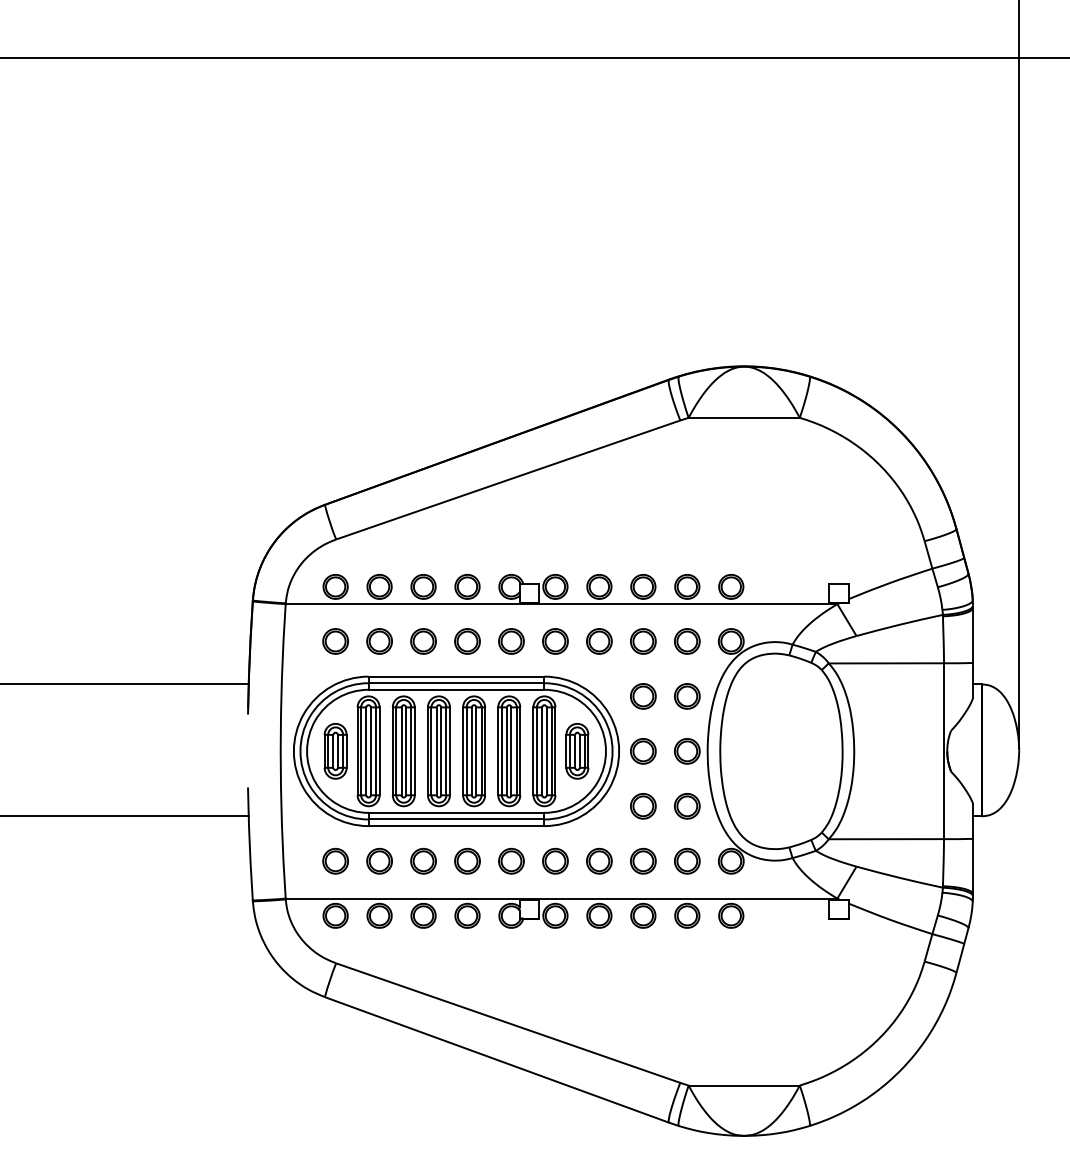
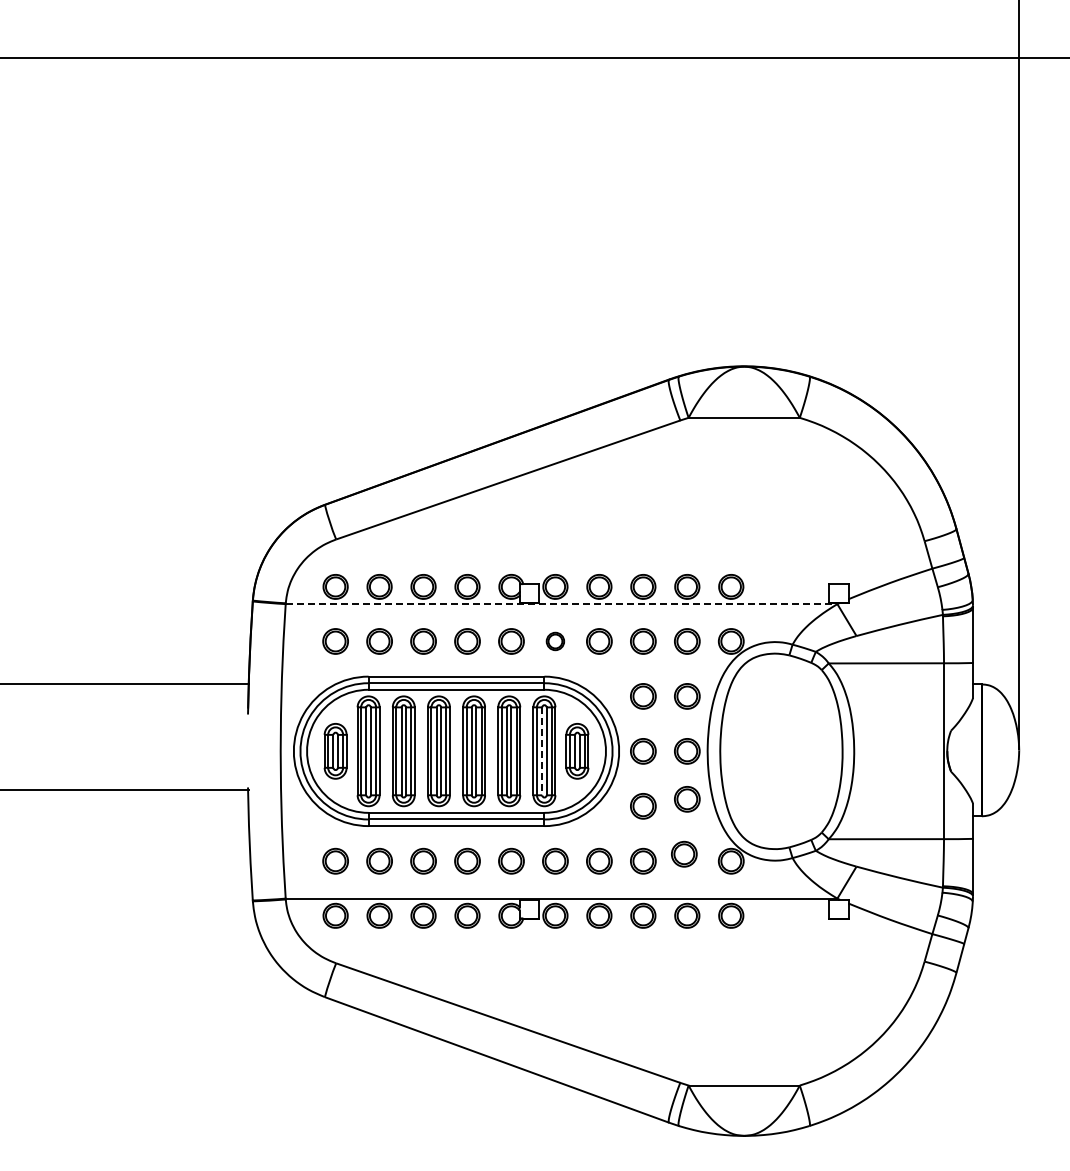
line: solid -> dashed (561, 604)
part size: 27x27 px -> 21x21 px (555, 641)
line: solid -> dashed (542, 751)
part position: (687, 806) -> (687, 799) (687, 799)
line position: (125, 816) -> (125, 790) (125, 790)
part position: (687, 860) -> (684, 853) (684, 853)
